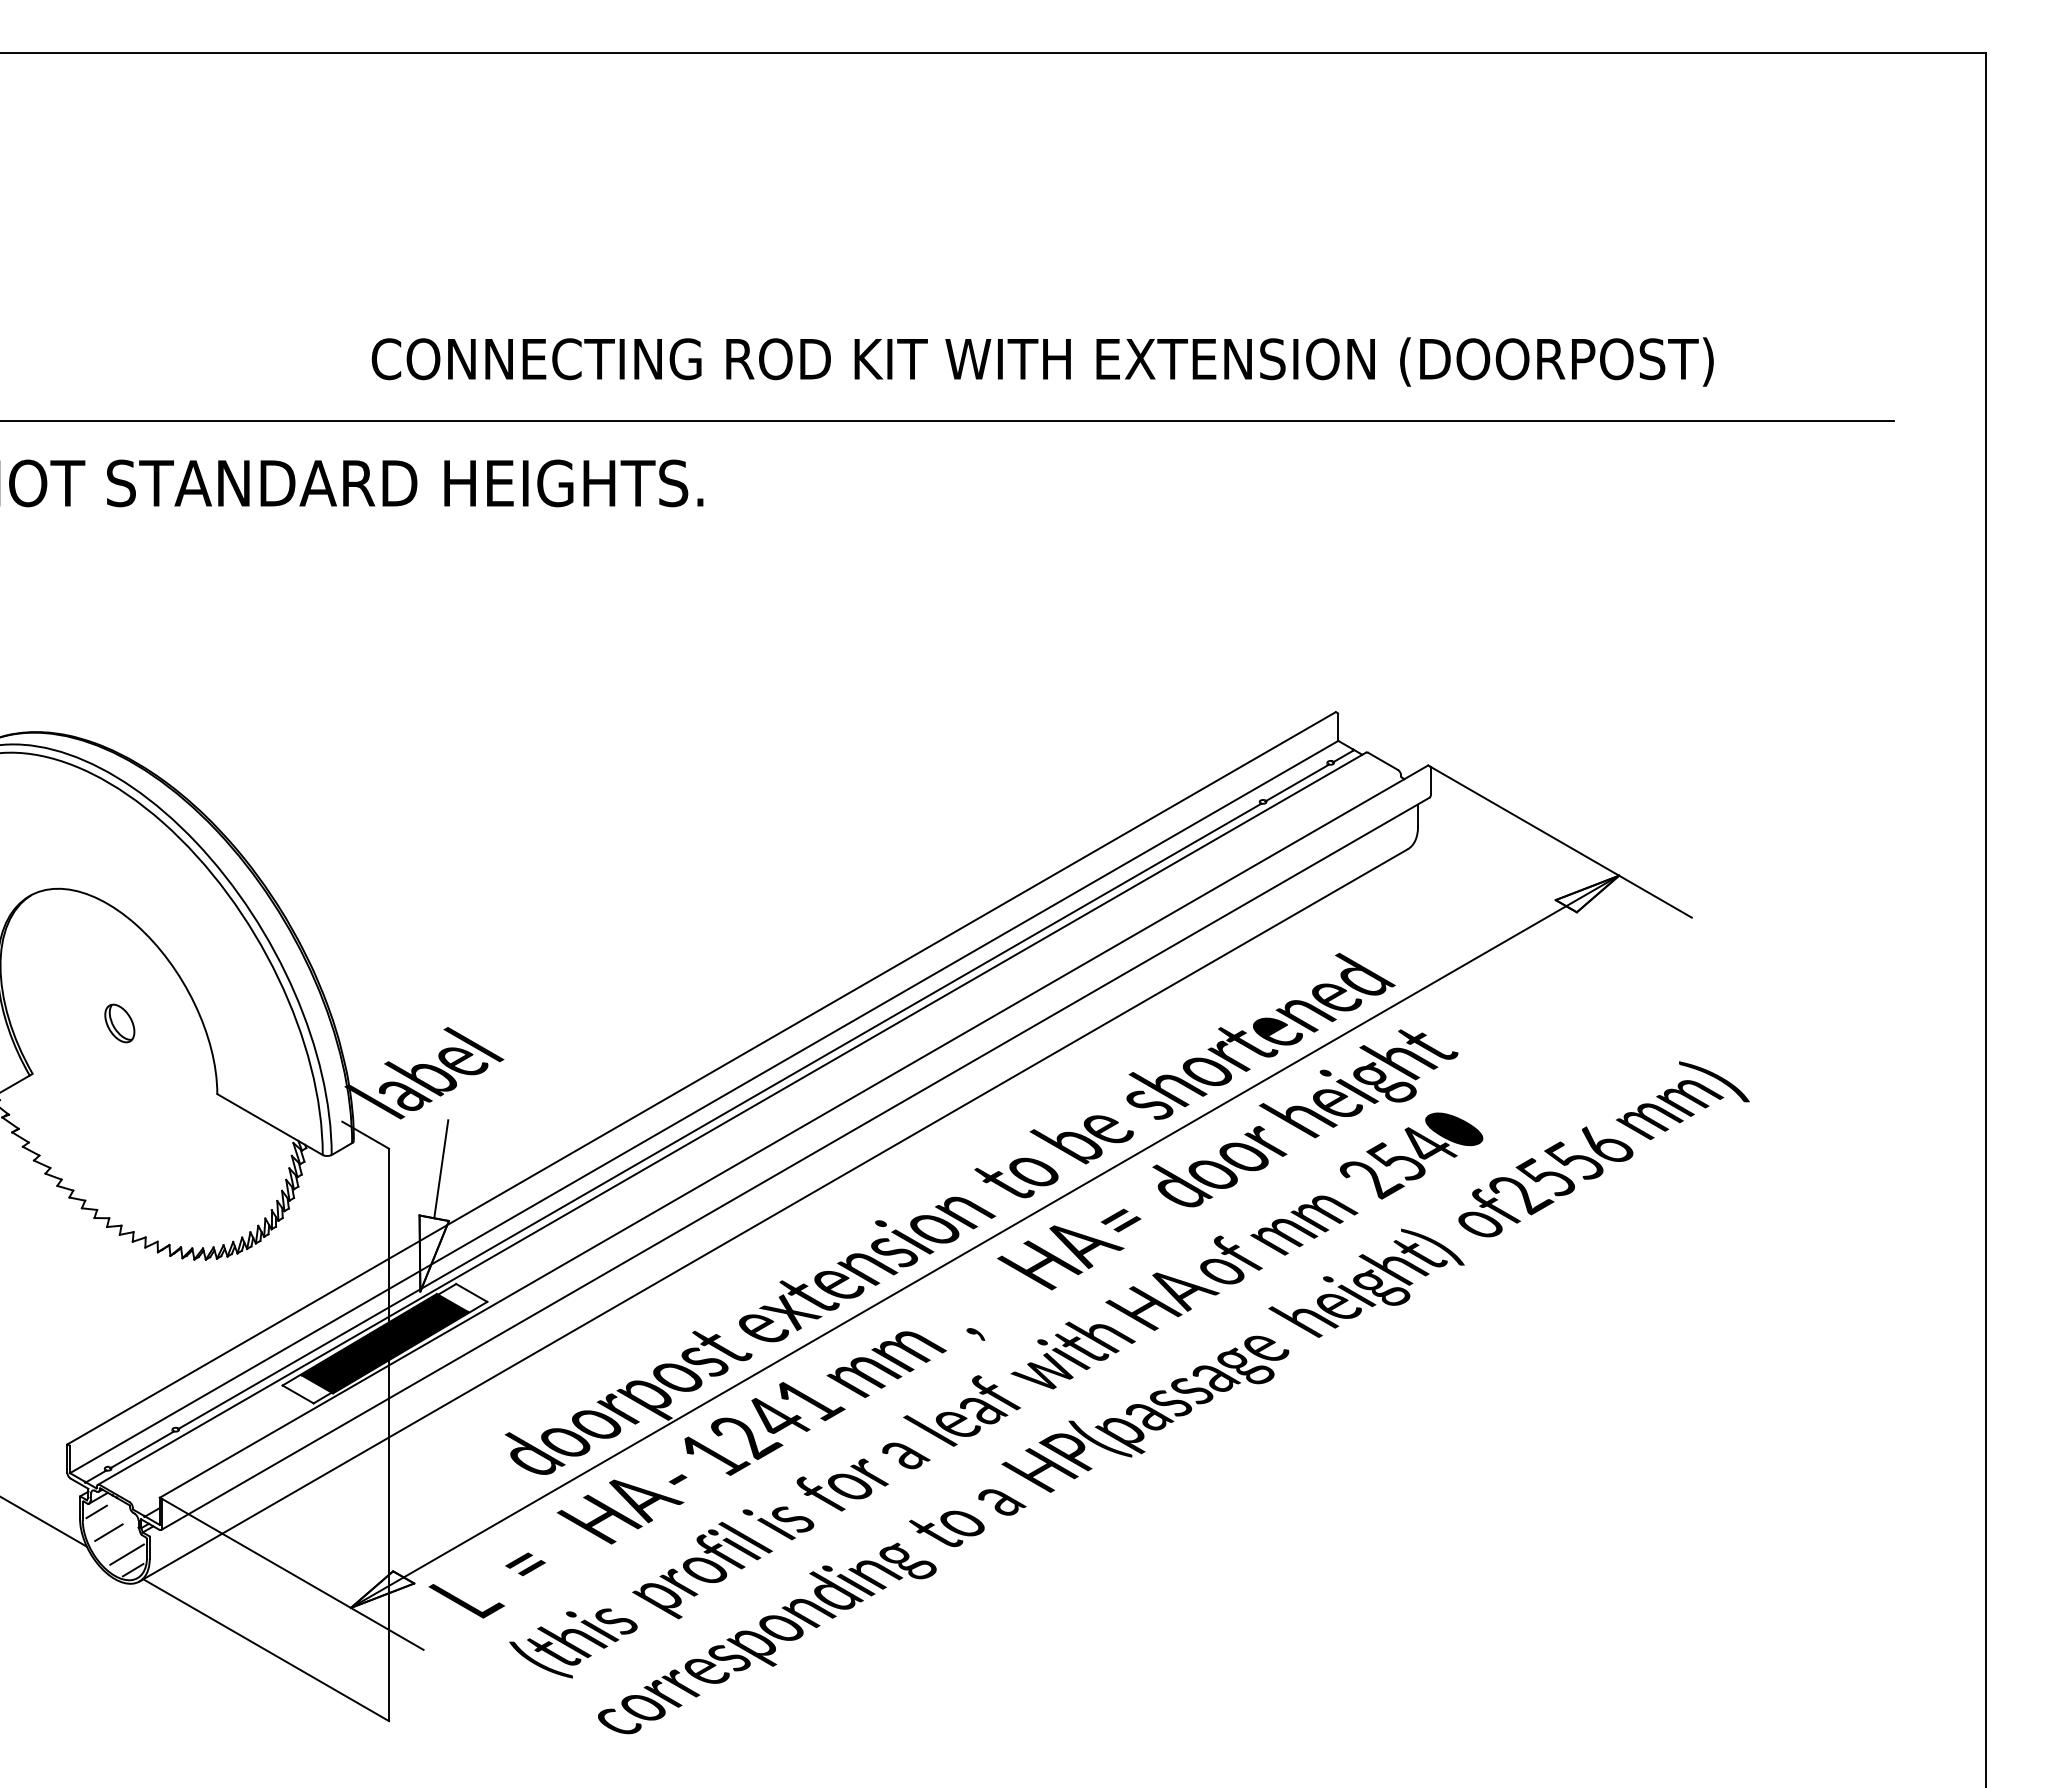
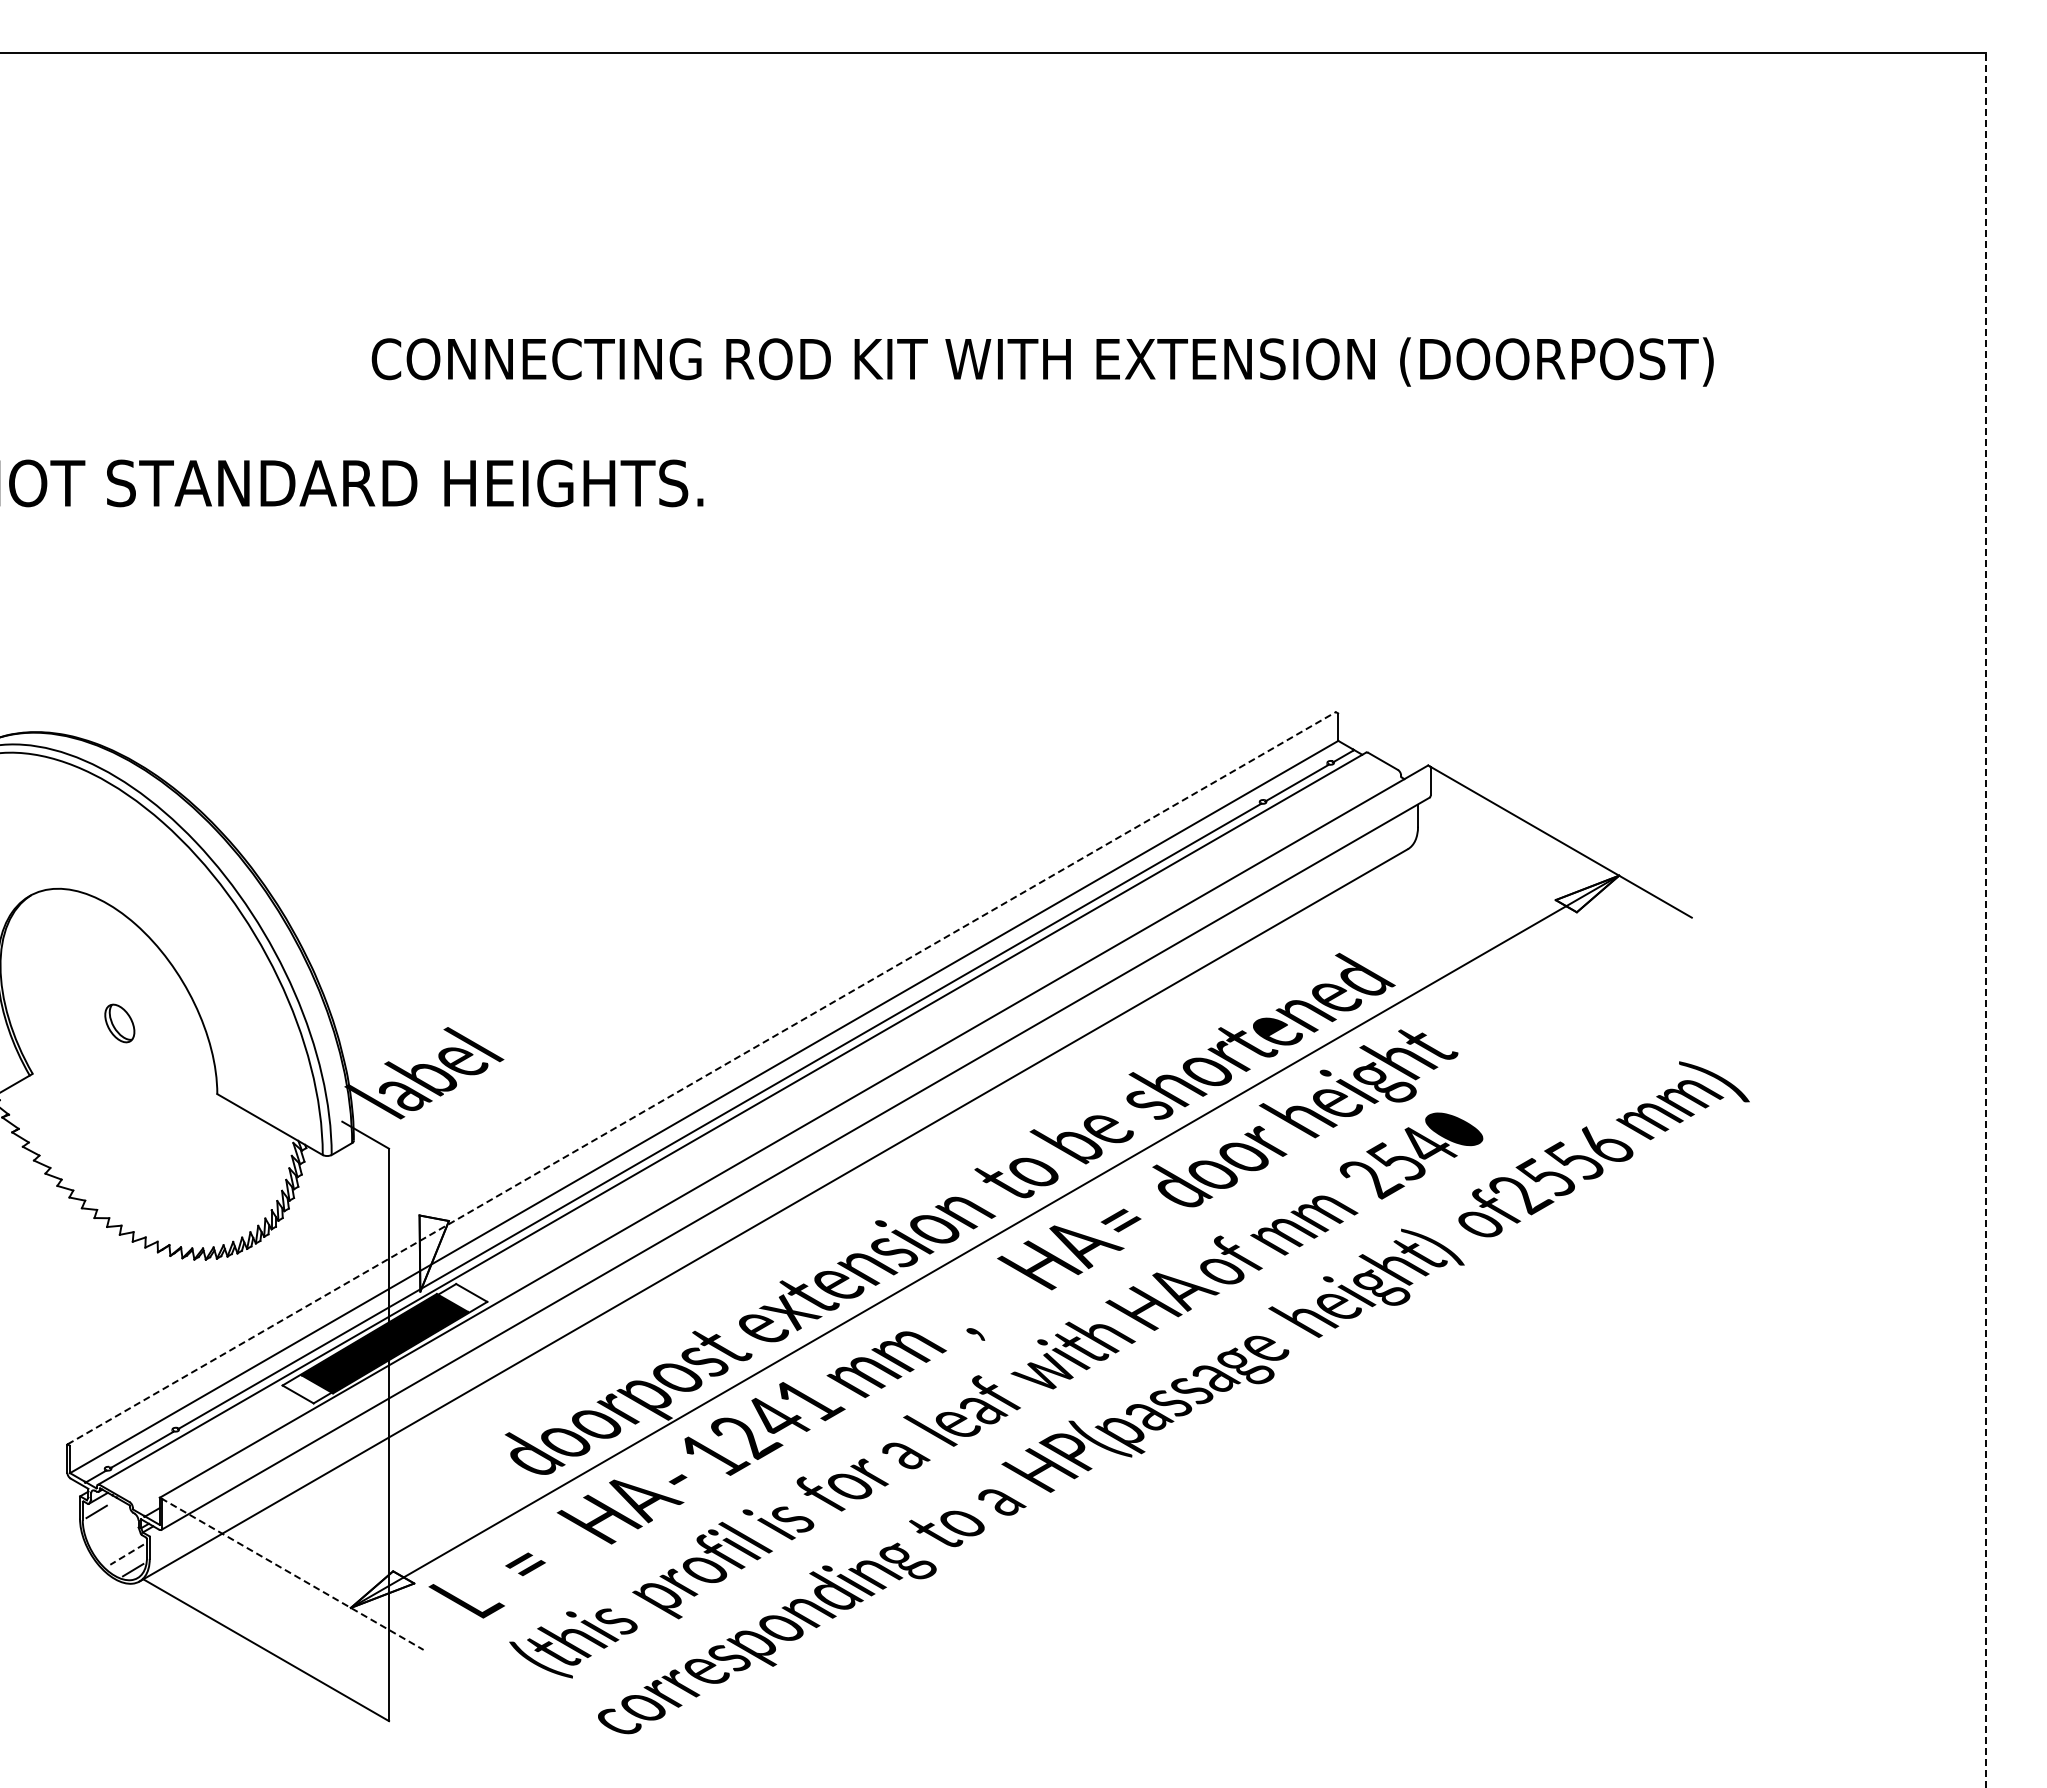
line: present -> none (947, 421)
line: solid -> dashed (1985, 920)
line: solid -> dashed (702, 1078)
line: present -> none (441, 1169)
line: present -> none (44, 1522)
line: present -> none (108, 1532)
line: solid -> dashed (127, 1554)
line: solid -> dashed (292, 1574)
